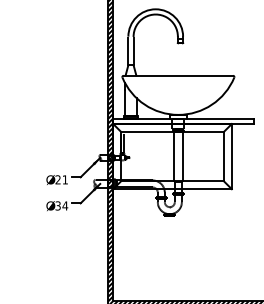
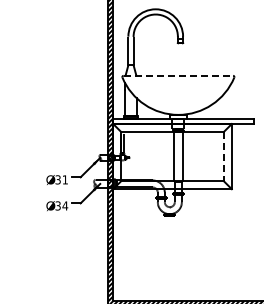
line: solid -> dashed (178, 75)
line: solid -> dashed (224, 156)
text: 21 -> 31 (57, 179)
